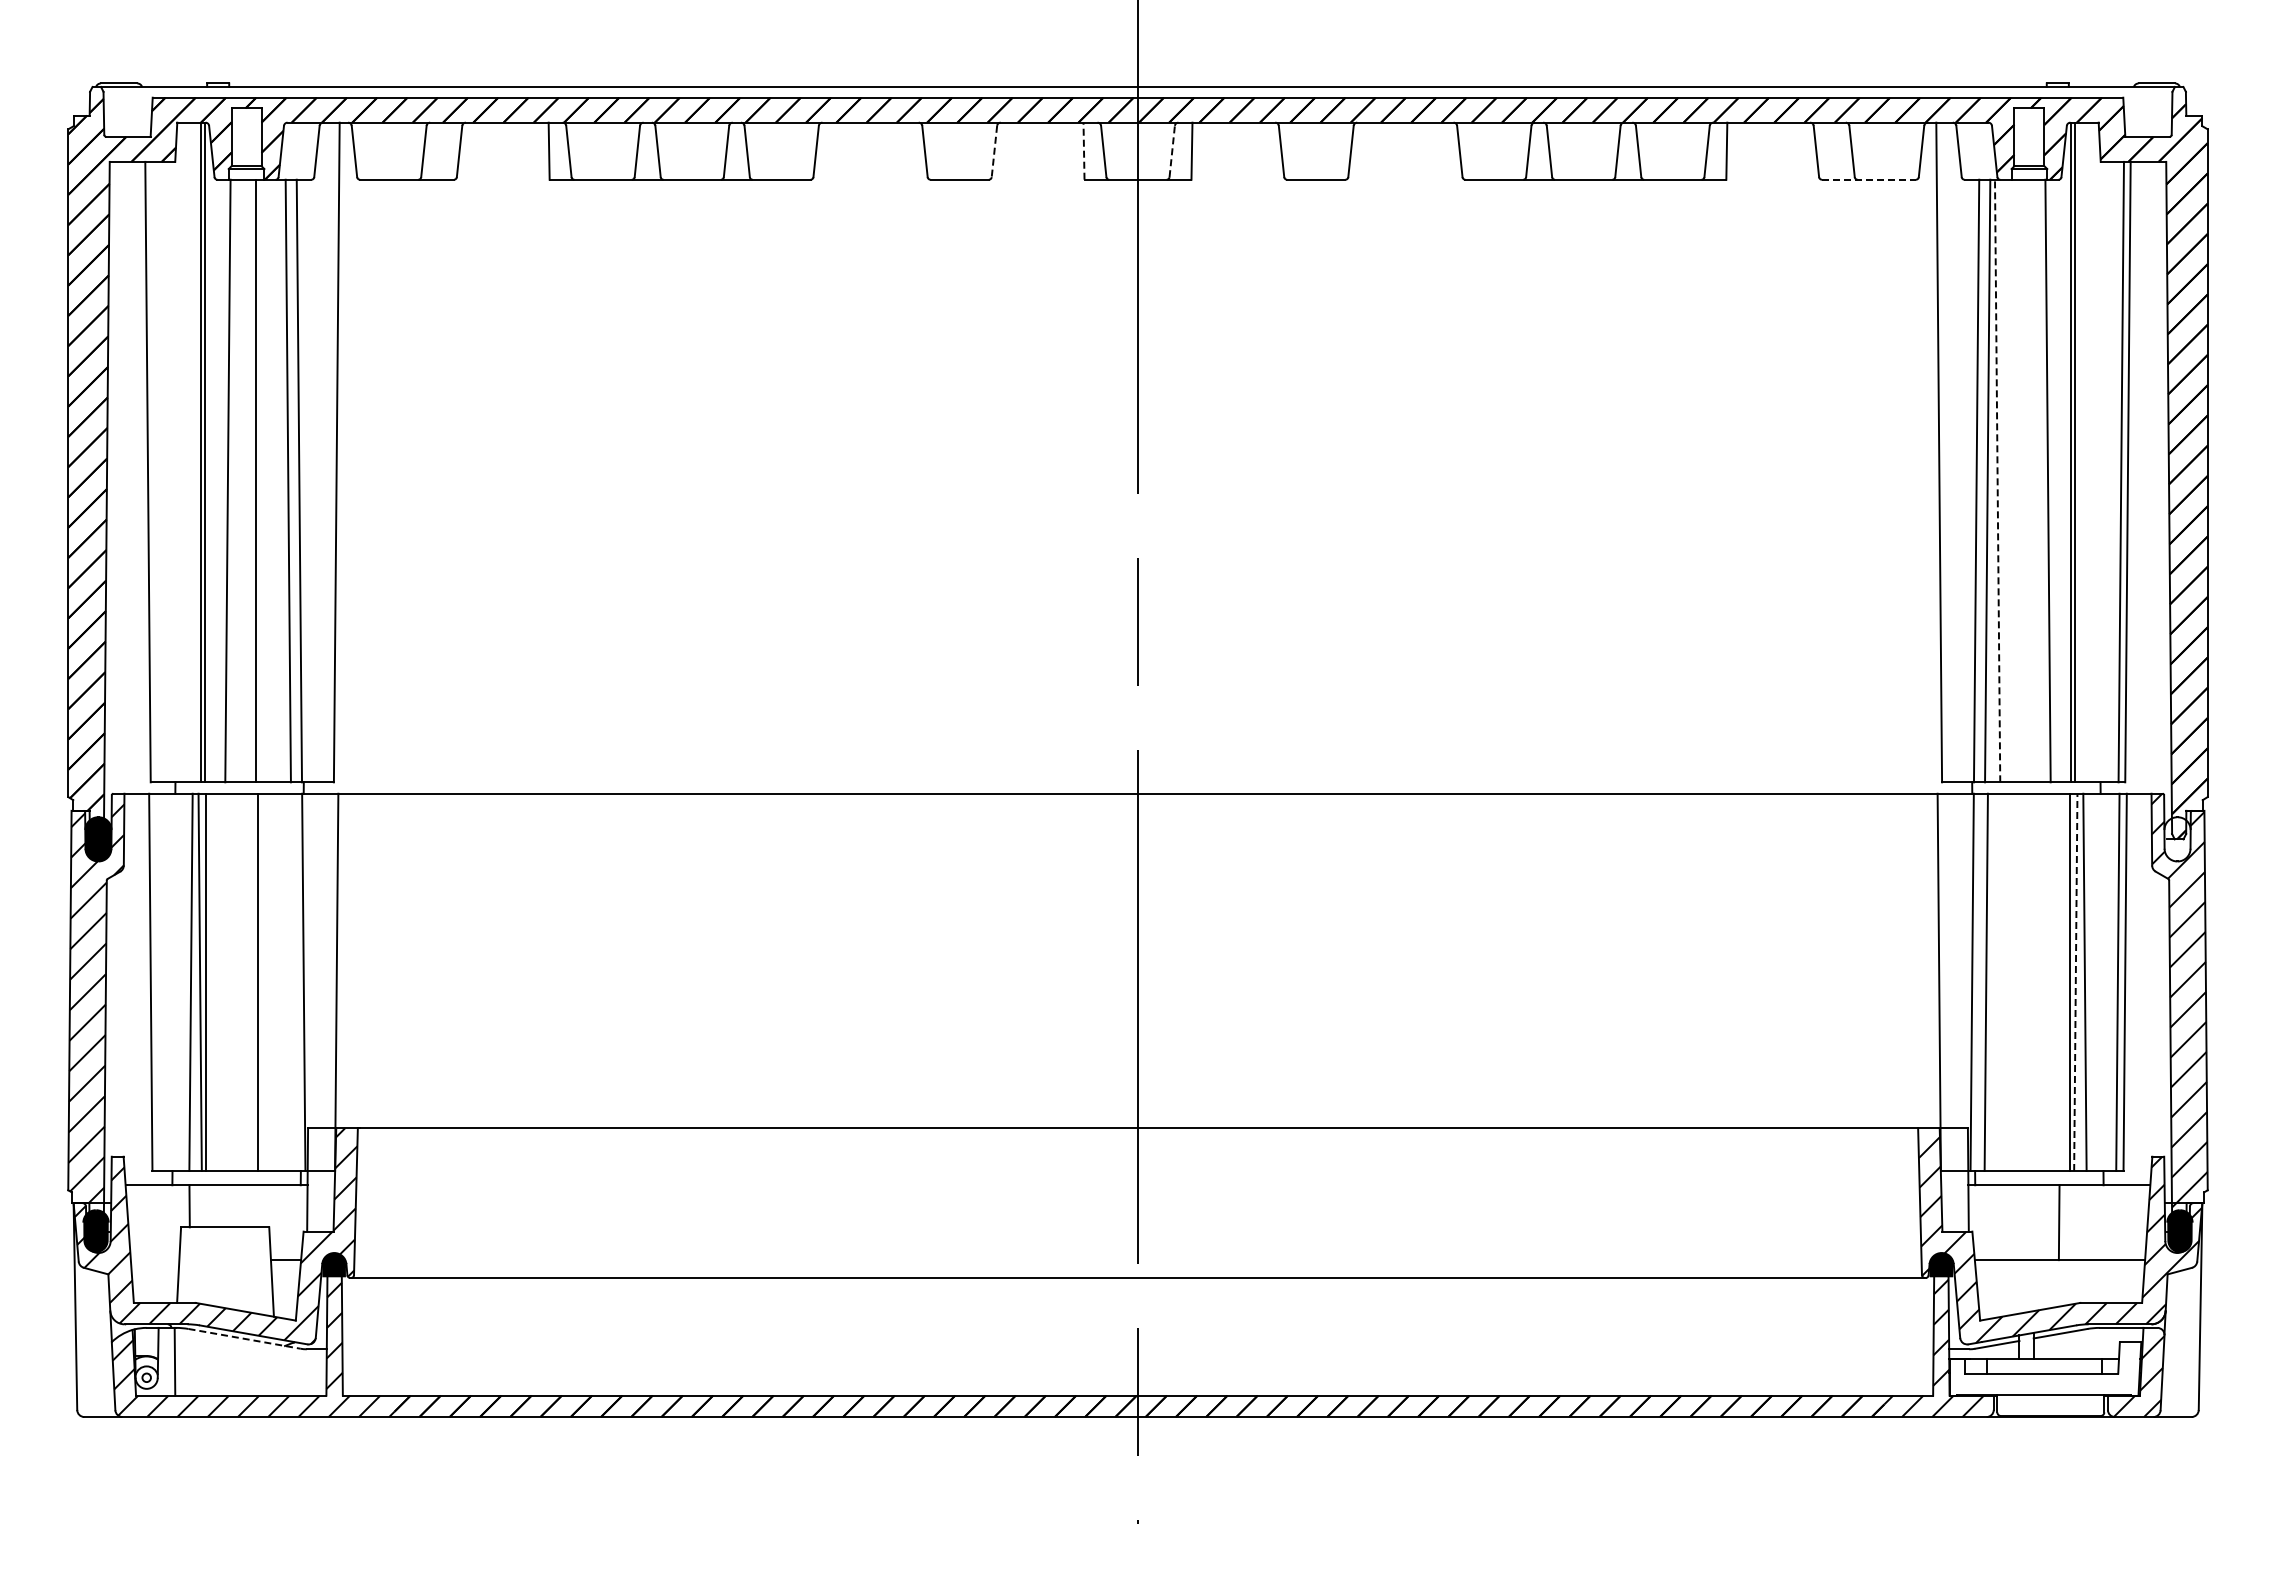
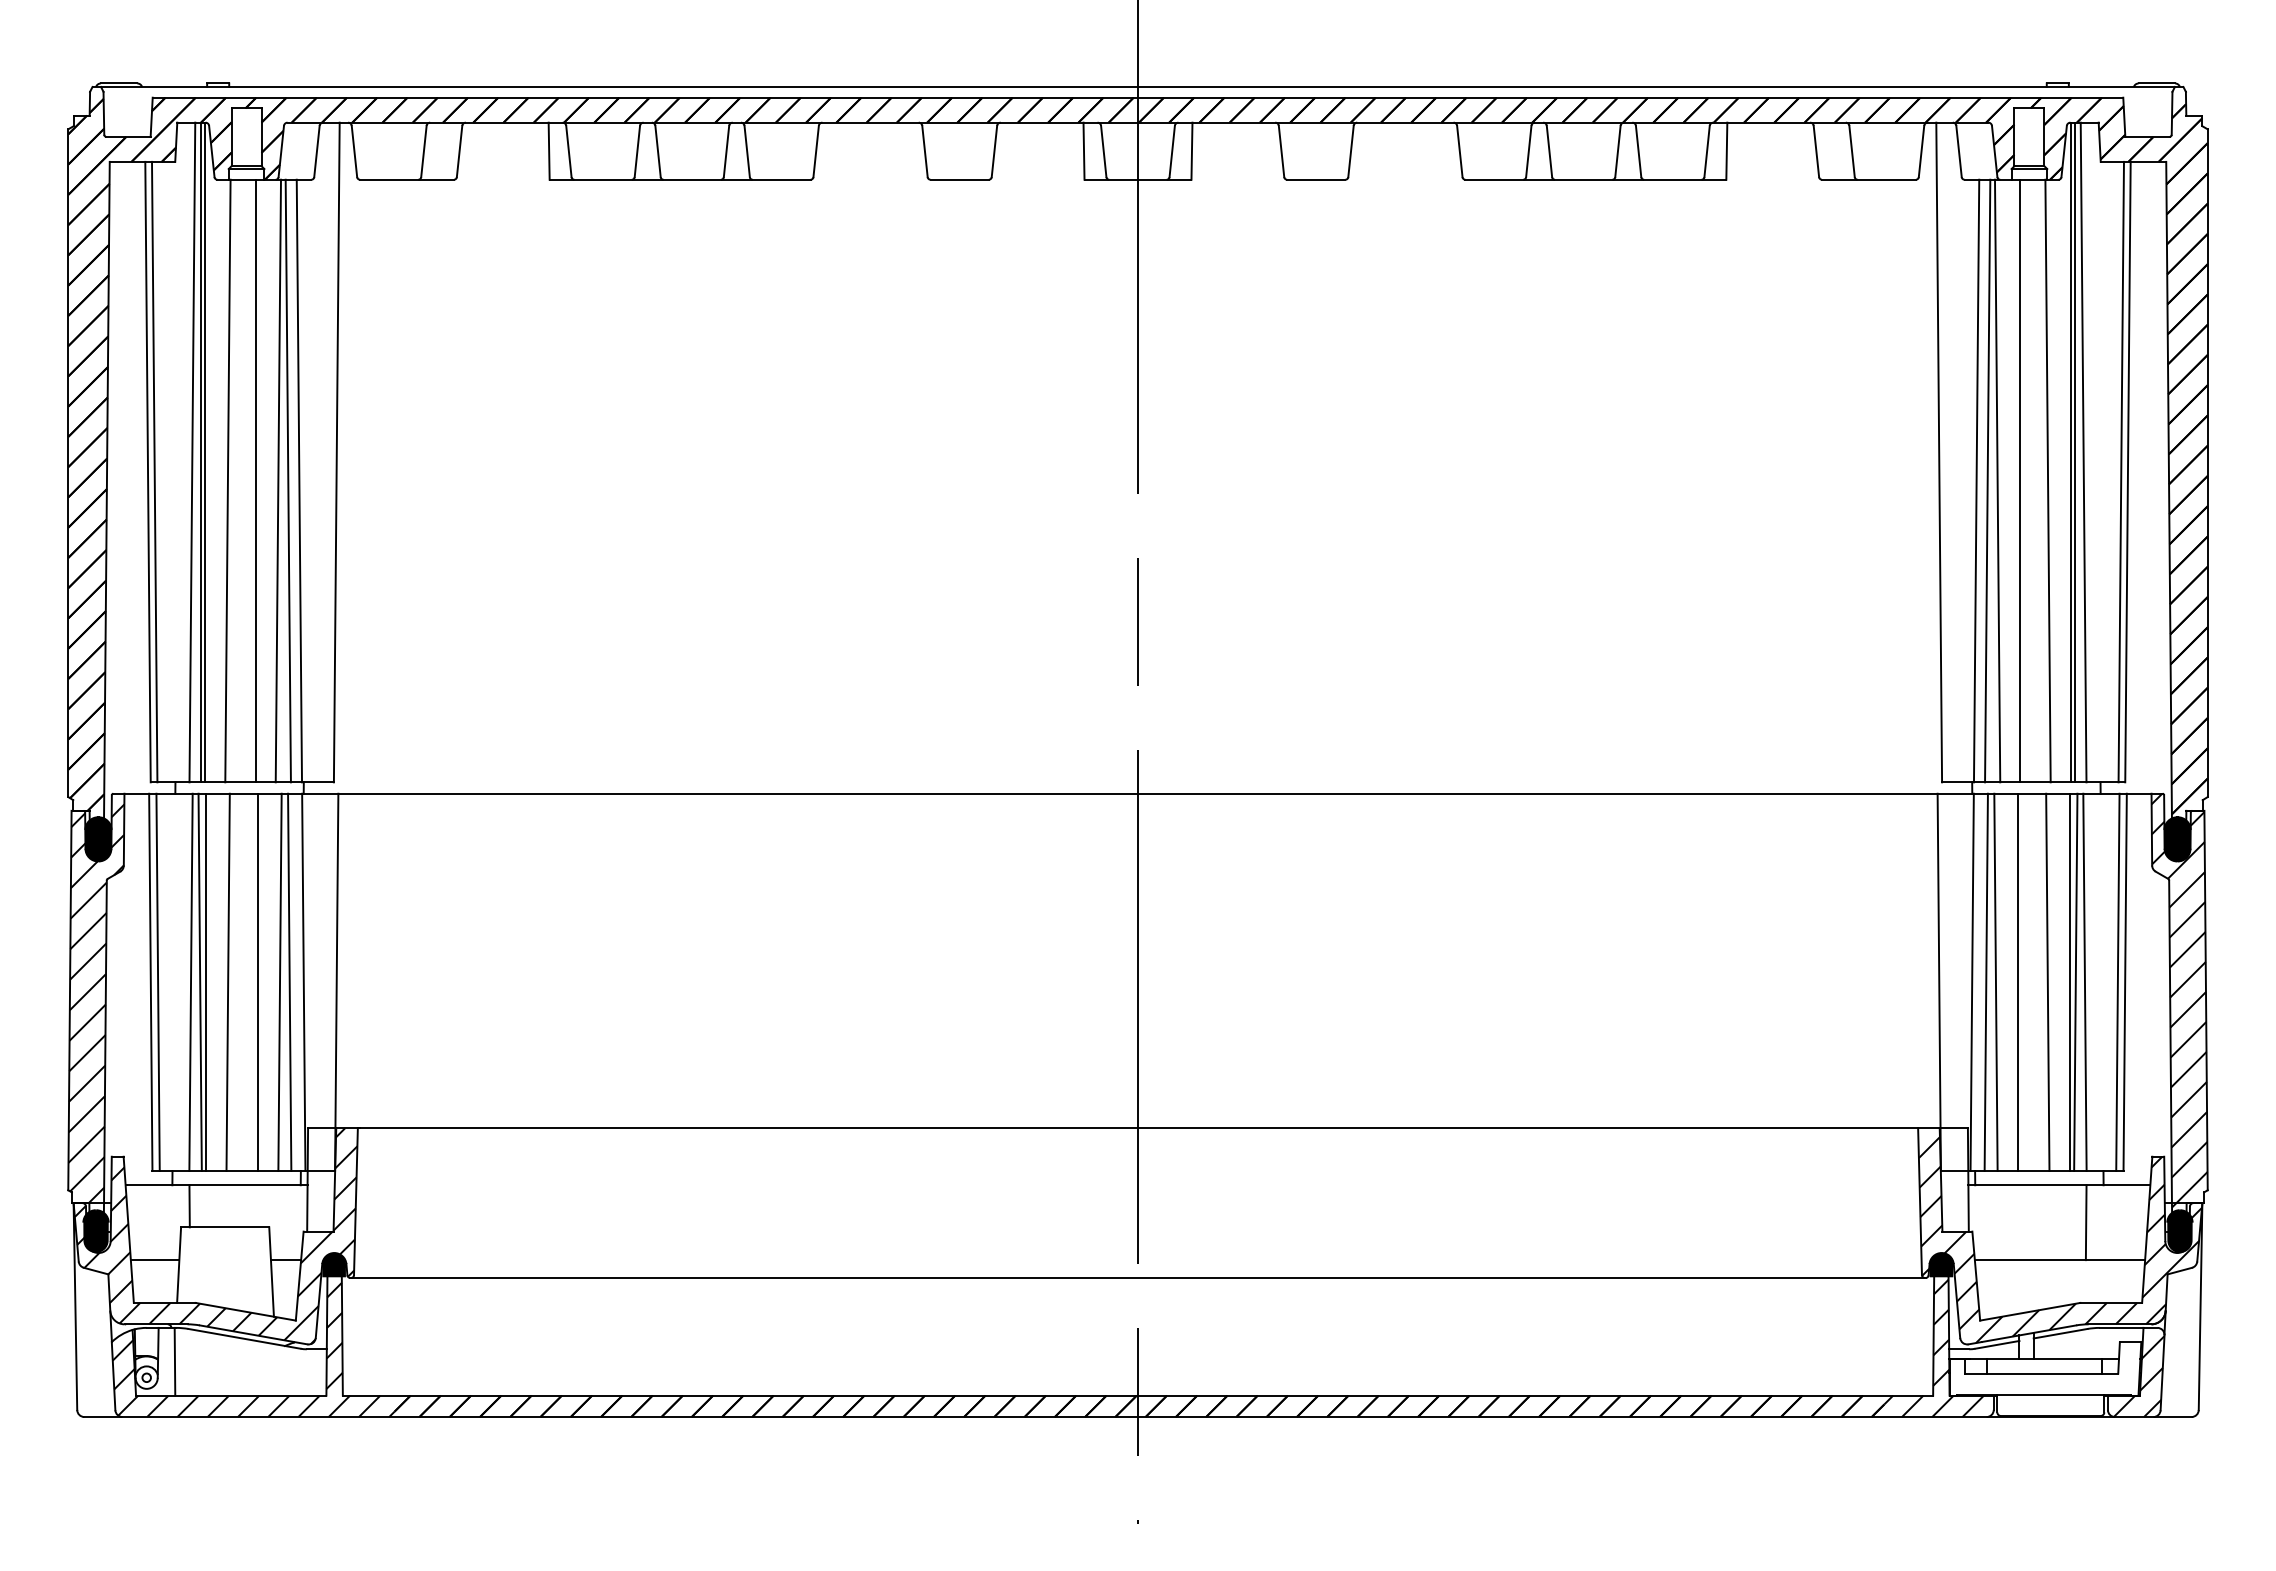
line: dashed -> solid (994, 151)
line: dashed -> solid (1084, 151)
line: dashed -> solid (1172, 151)
line: dashed -> solid (1869, 179)
line: none -> present (192, 452)
line: none -> present (2083, 452)
line: none -> present (154, 471)
line: none -> present (278, 480)
line: dashed -> solid (1997, 480)
line: none -> present (2020, 480)
fill: none -> present (2177, 839)
line: none -> present (157, 982)
line: none -> present (227, 982)
line: none -> present (279, 982)
line: none -> present (289, 982)
line: none -> present (1995, 982)
line: none -> present (2017, 982)
line: none -> present (2047, 982)
line: dashed -> solid (2075, 982)
line position: (2058, 1222) -> (2085, 1222) (2085, 1222)
line: none -> present (154, 1260)
line: dashed -> solid (244, 1338)
